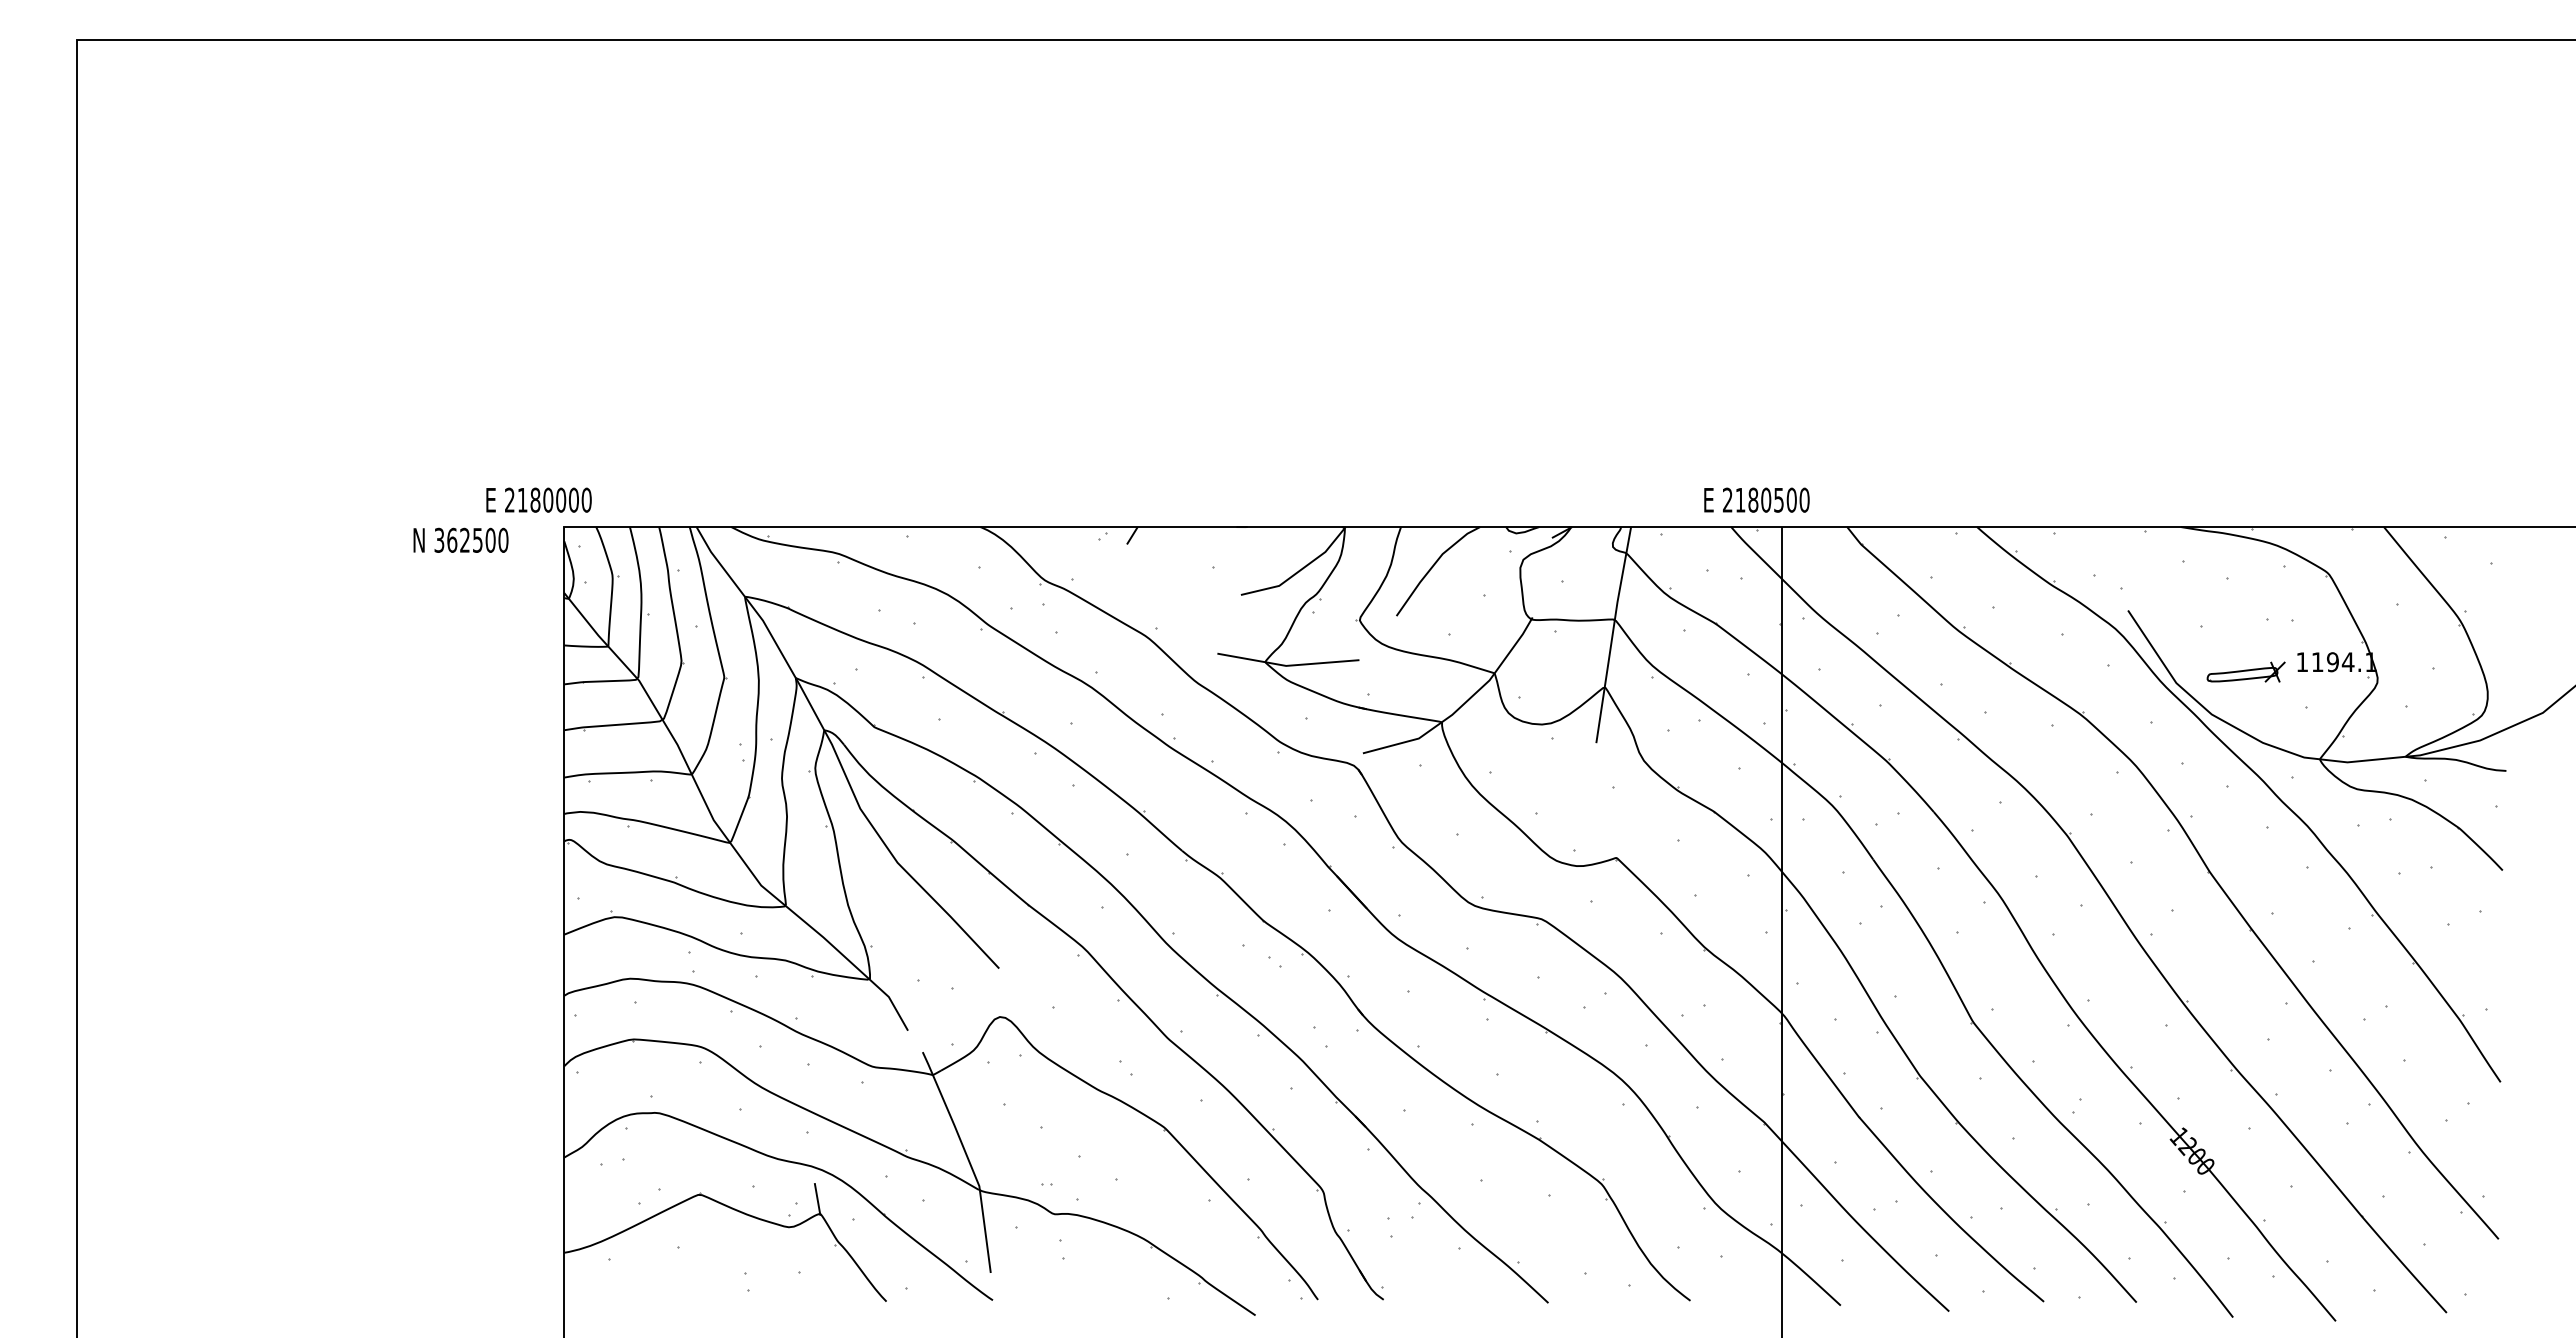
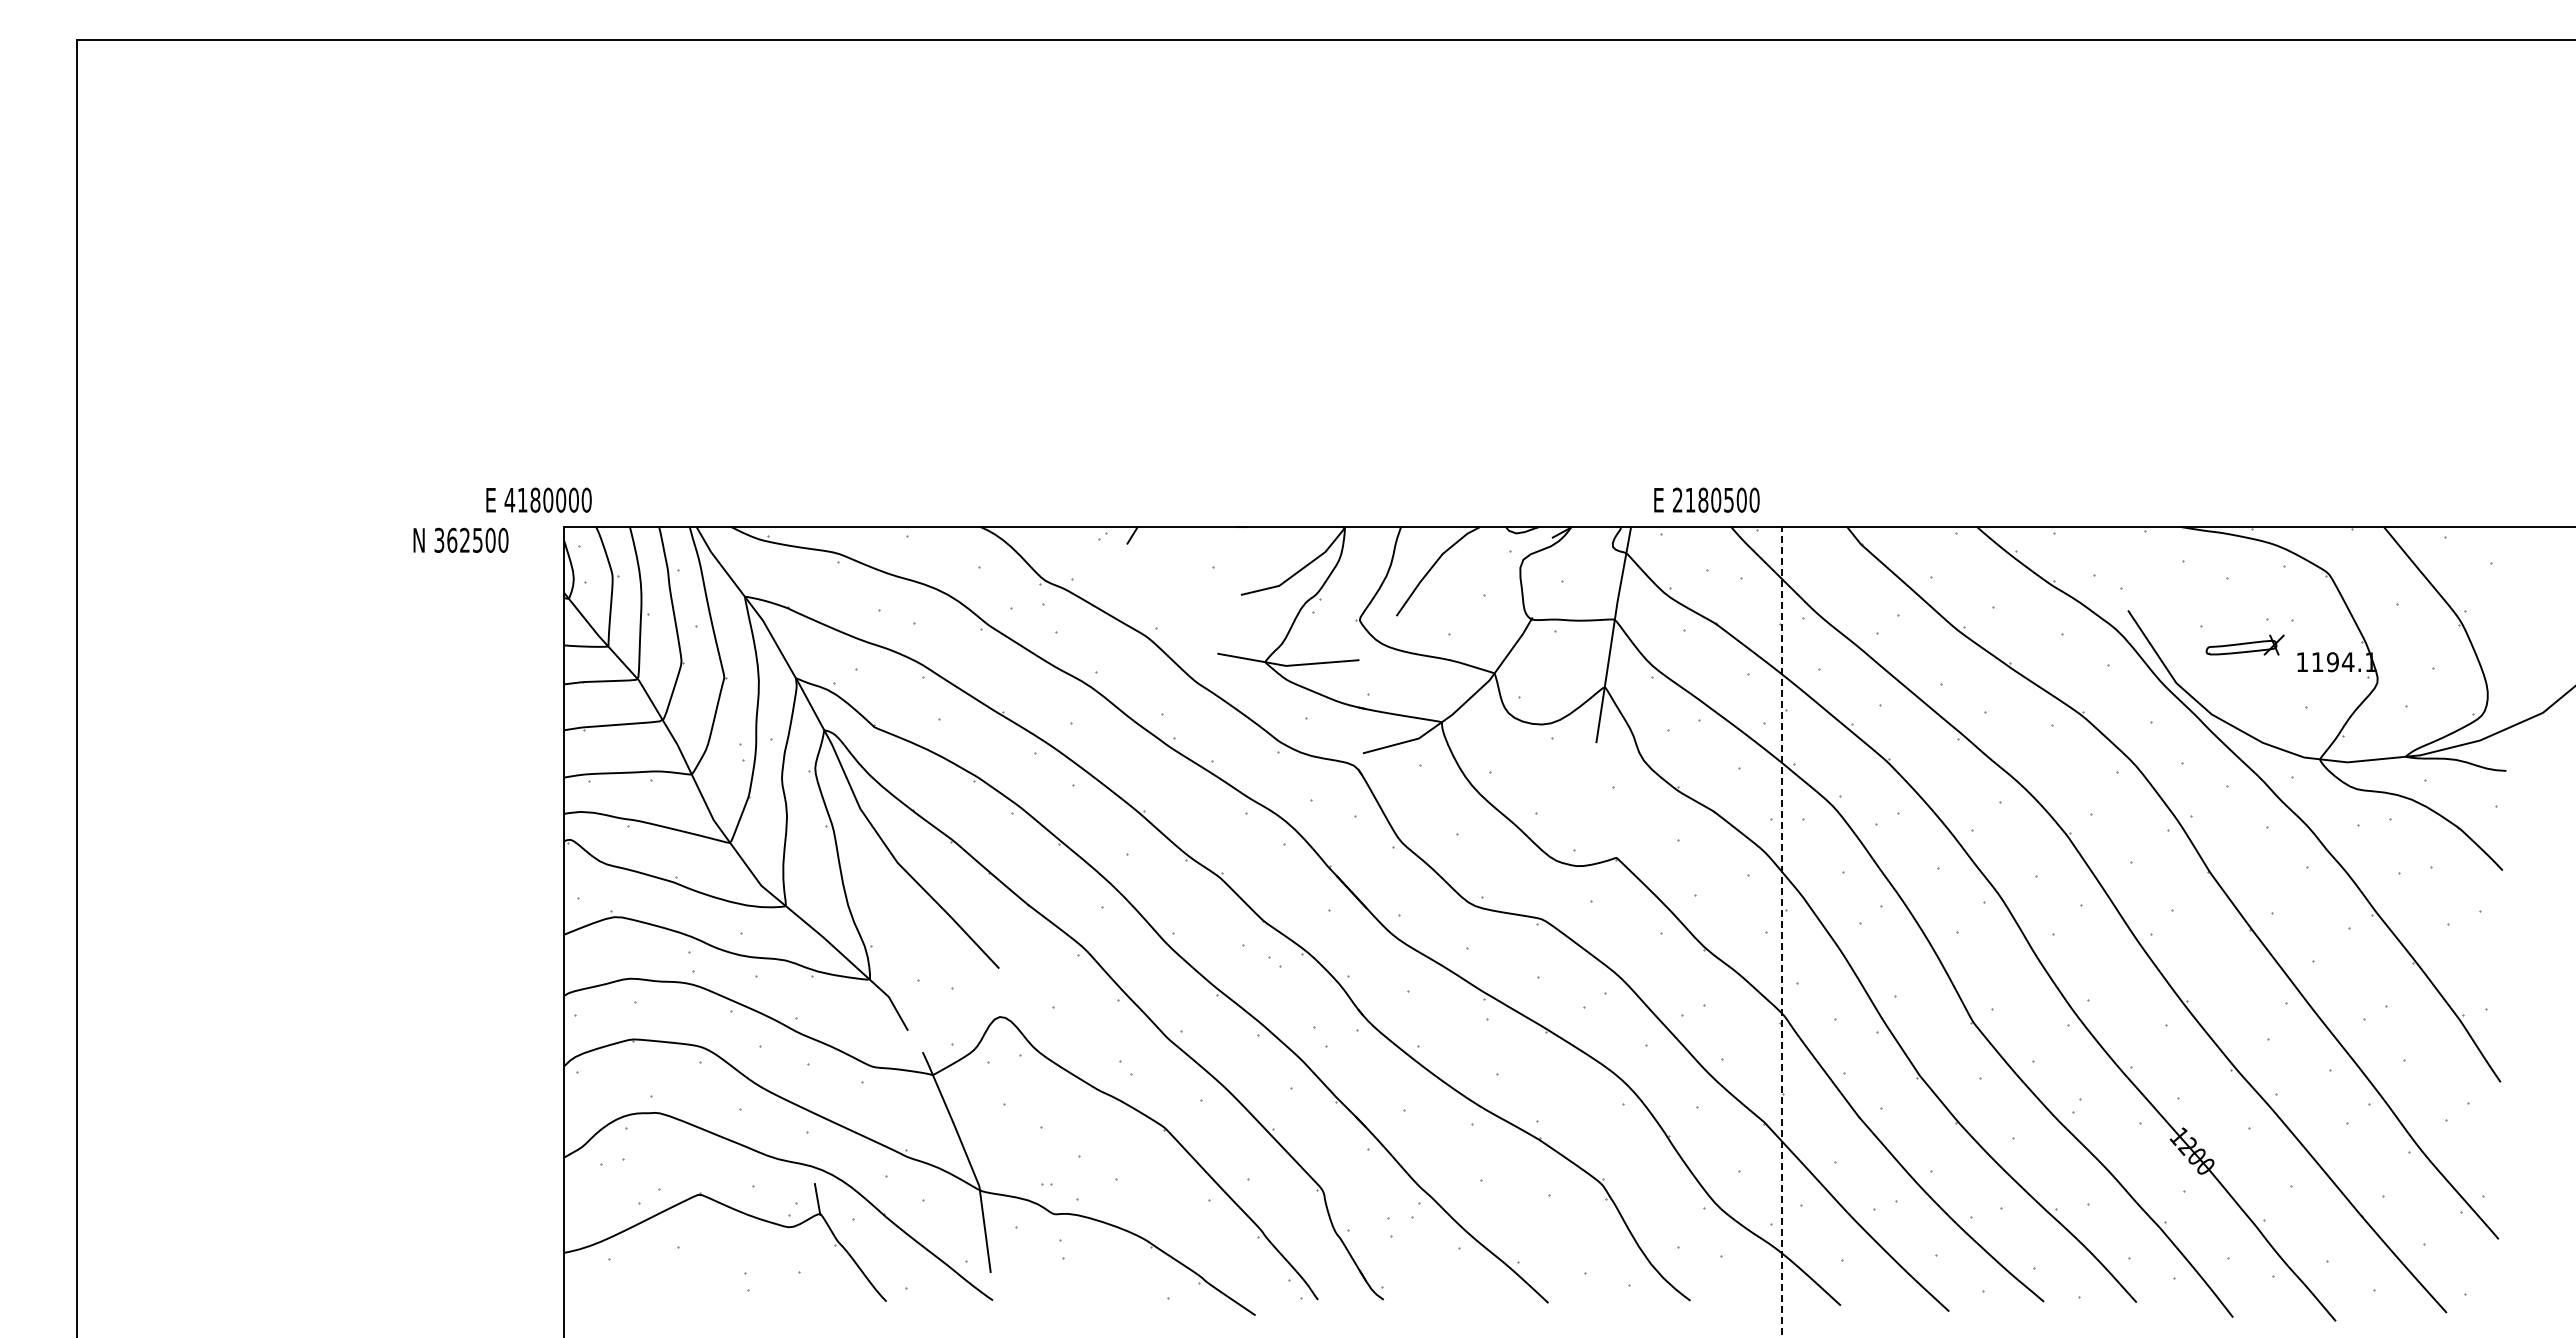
text: 2180000 -> 4180000 (509, 499)
text position: (1756, 499) -> (1706, 499) (1706, 499)
part position: (2245, 671) -> (2244, 644) (2244, 644)
line: solid -> dashed (1781, 931)
